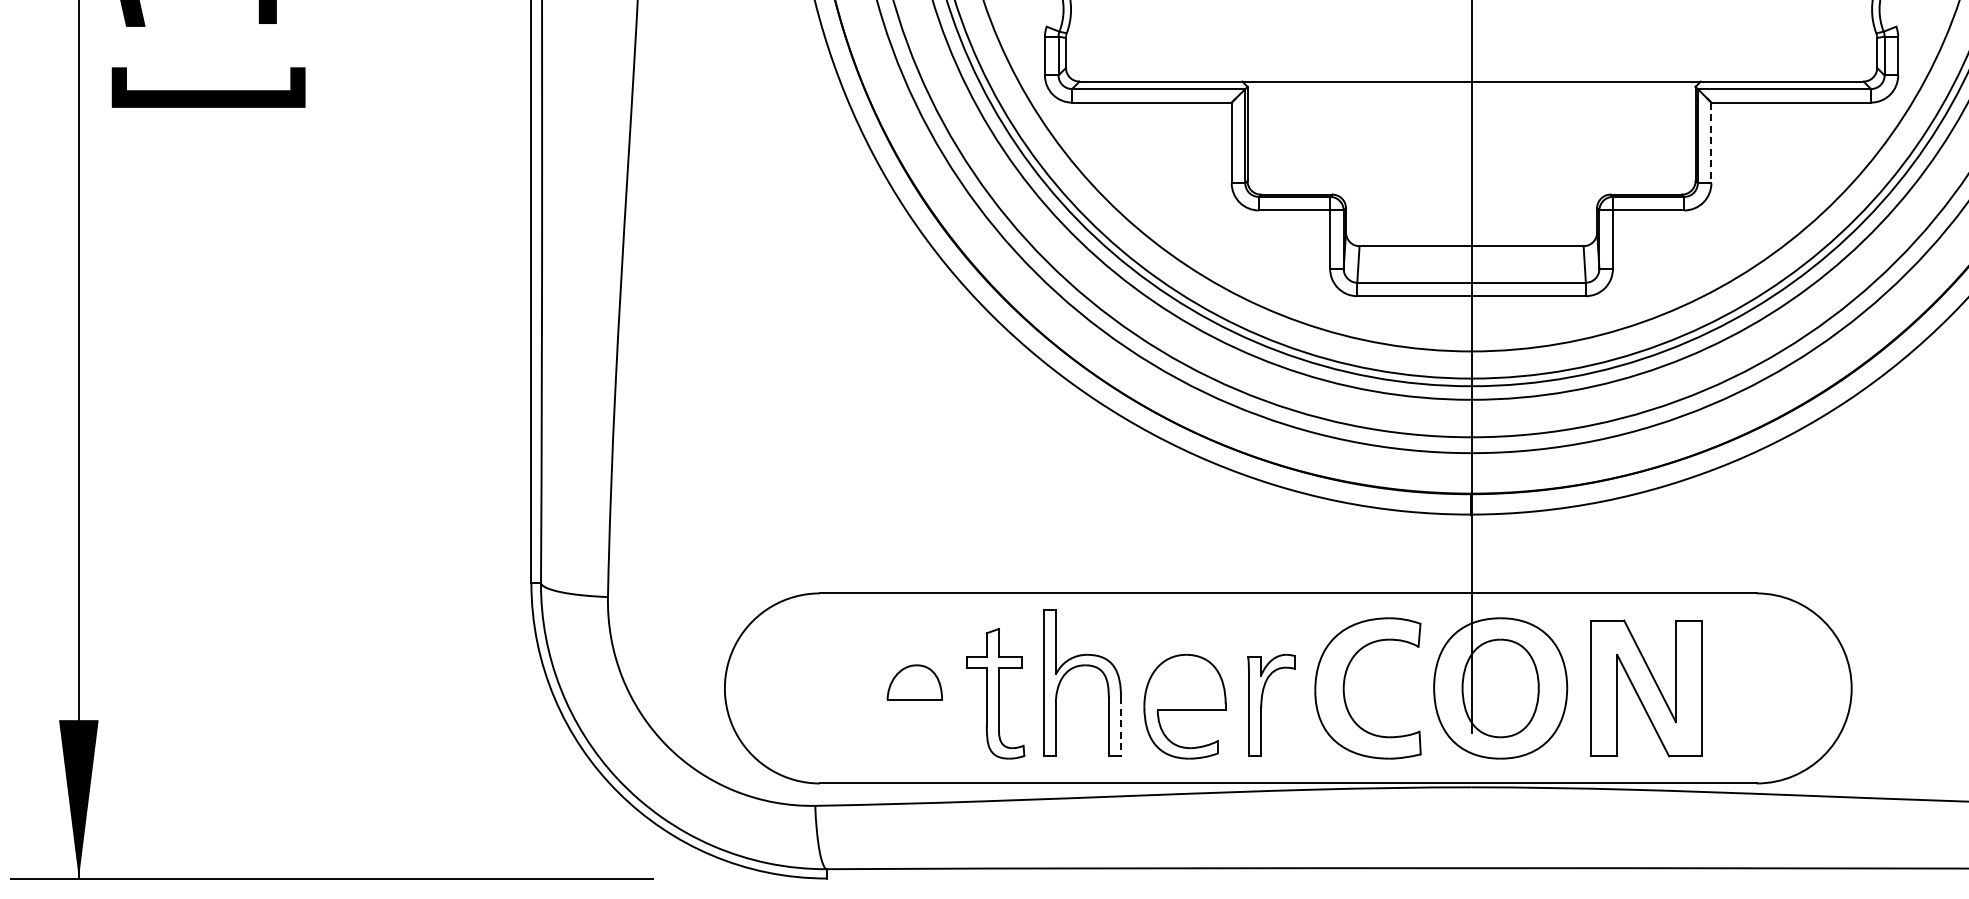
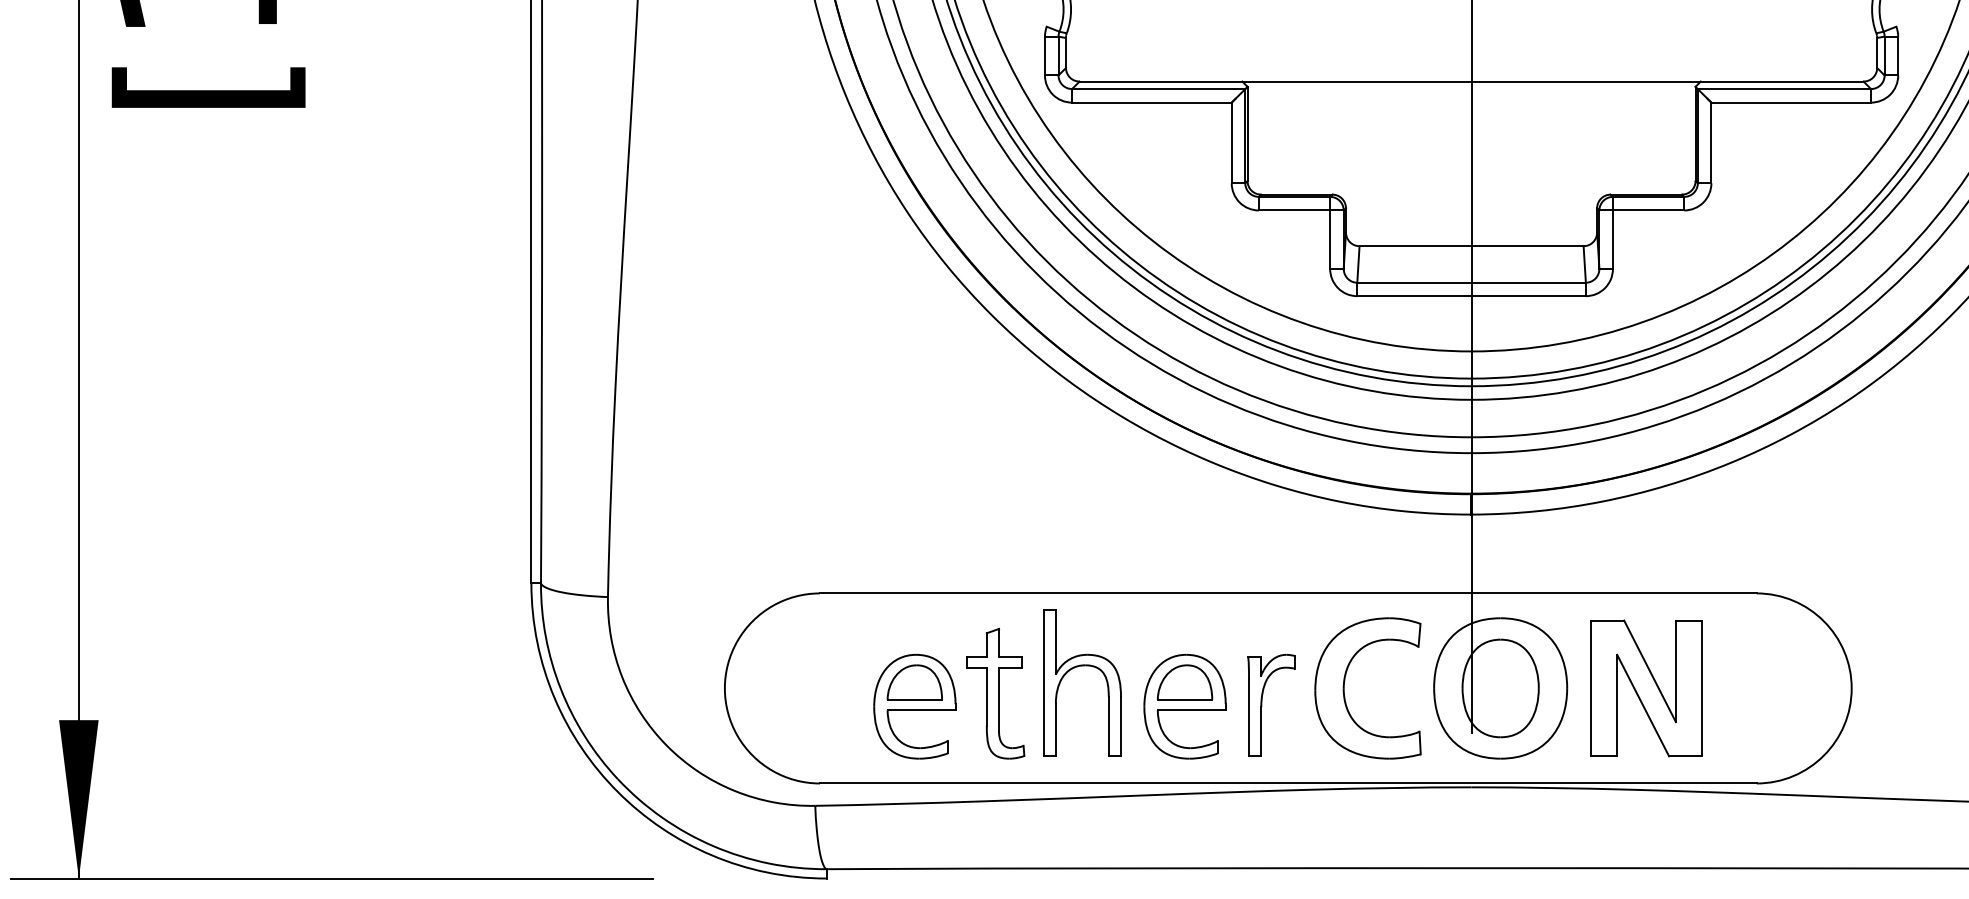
line: dashed -> solid (1711, 143)
part: none -> present (1185, 682)
part: none -> present (914, 706)
line: dashed -> solid (1121, 726)
